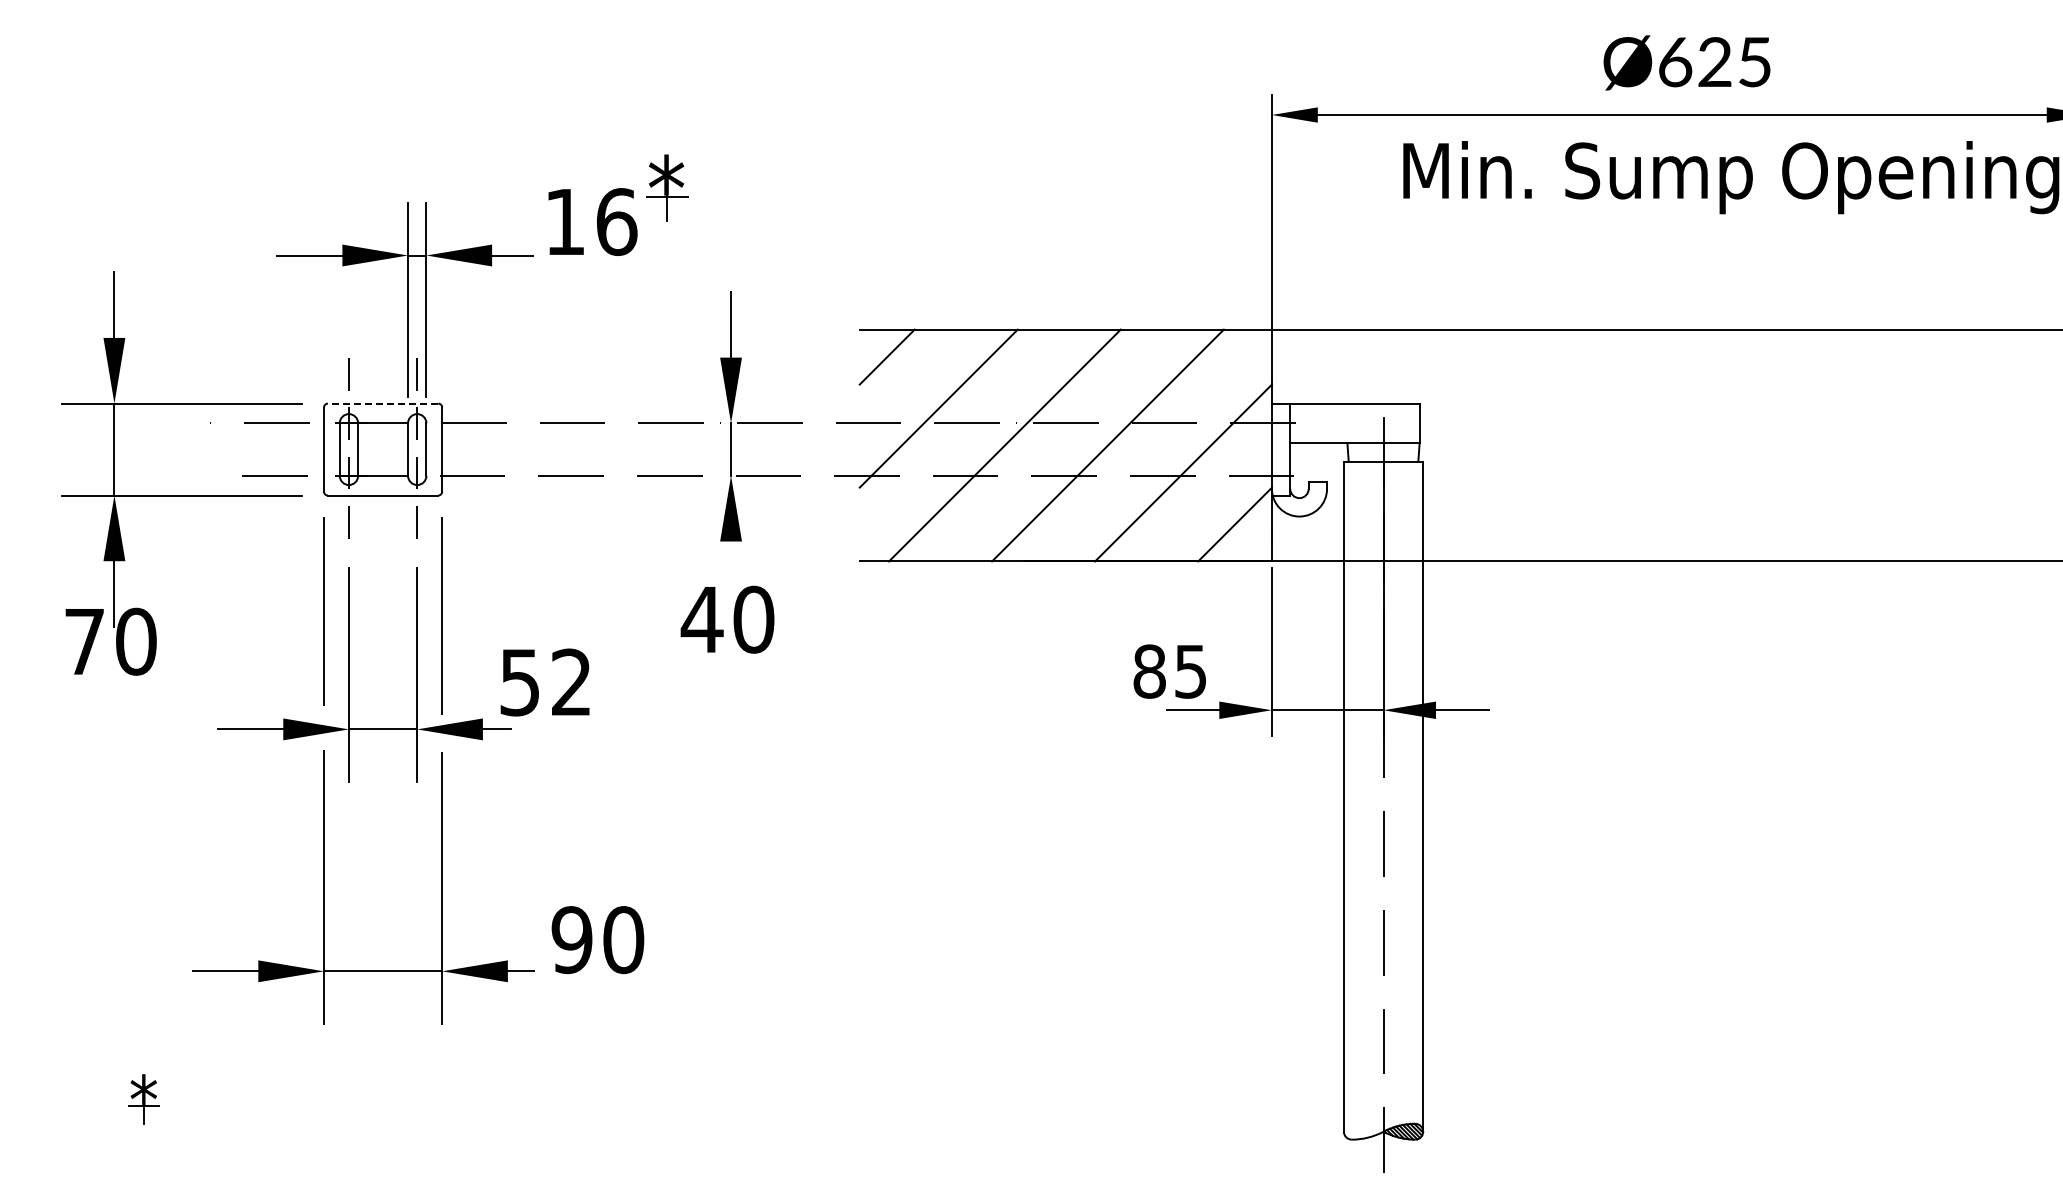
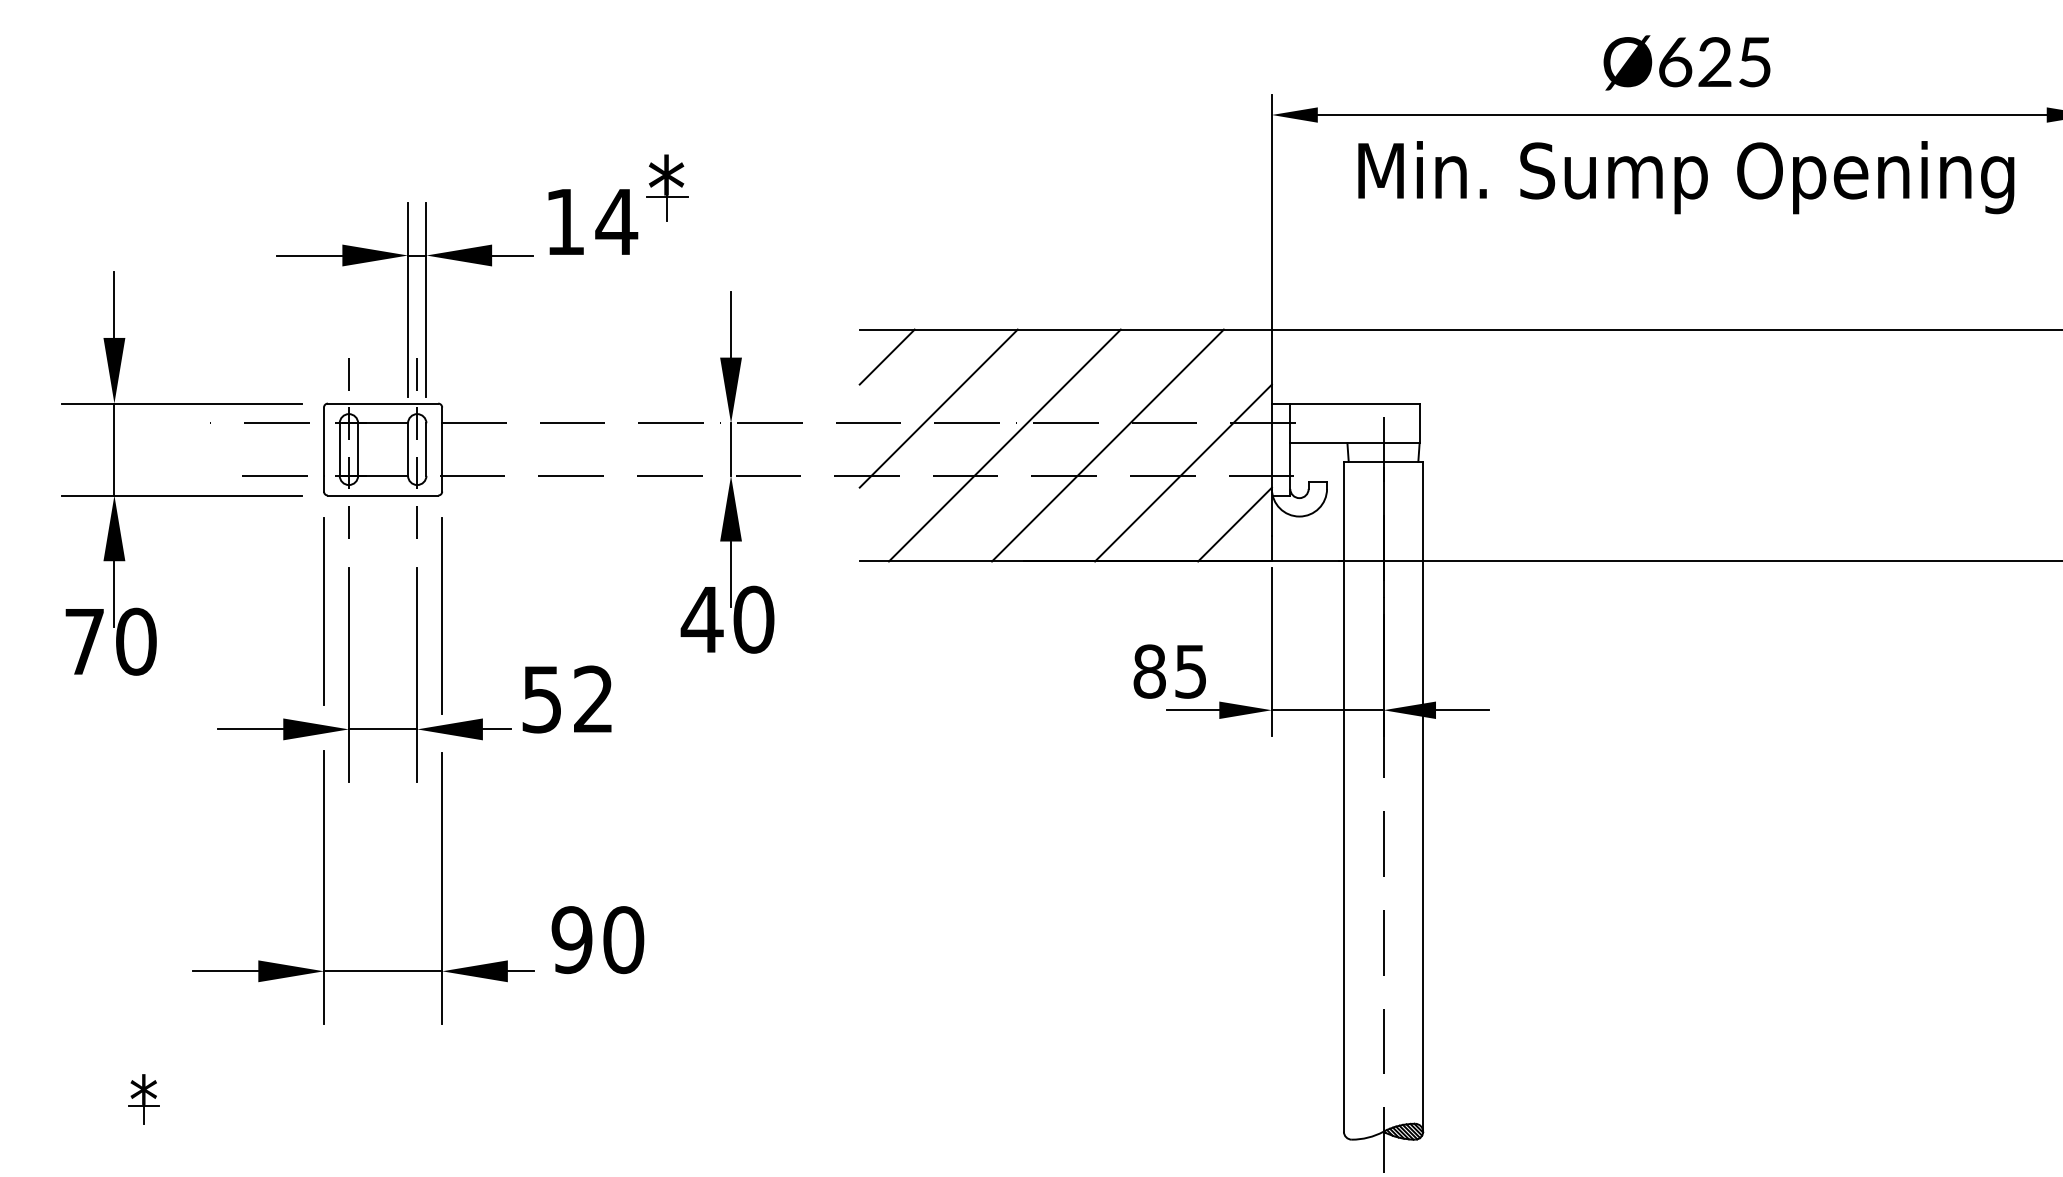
text position: (1731, 177) -> (1686, 177) (1686, 177)
text: 16 -> 14 (616, 222)
line: dashed -> solid (382, 403)
line: none -> present (731, 574)
text position: (544, 682) -> (566, 699) (566, 699)
